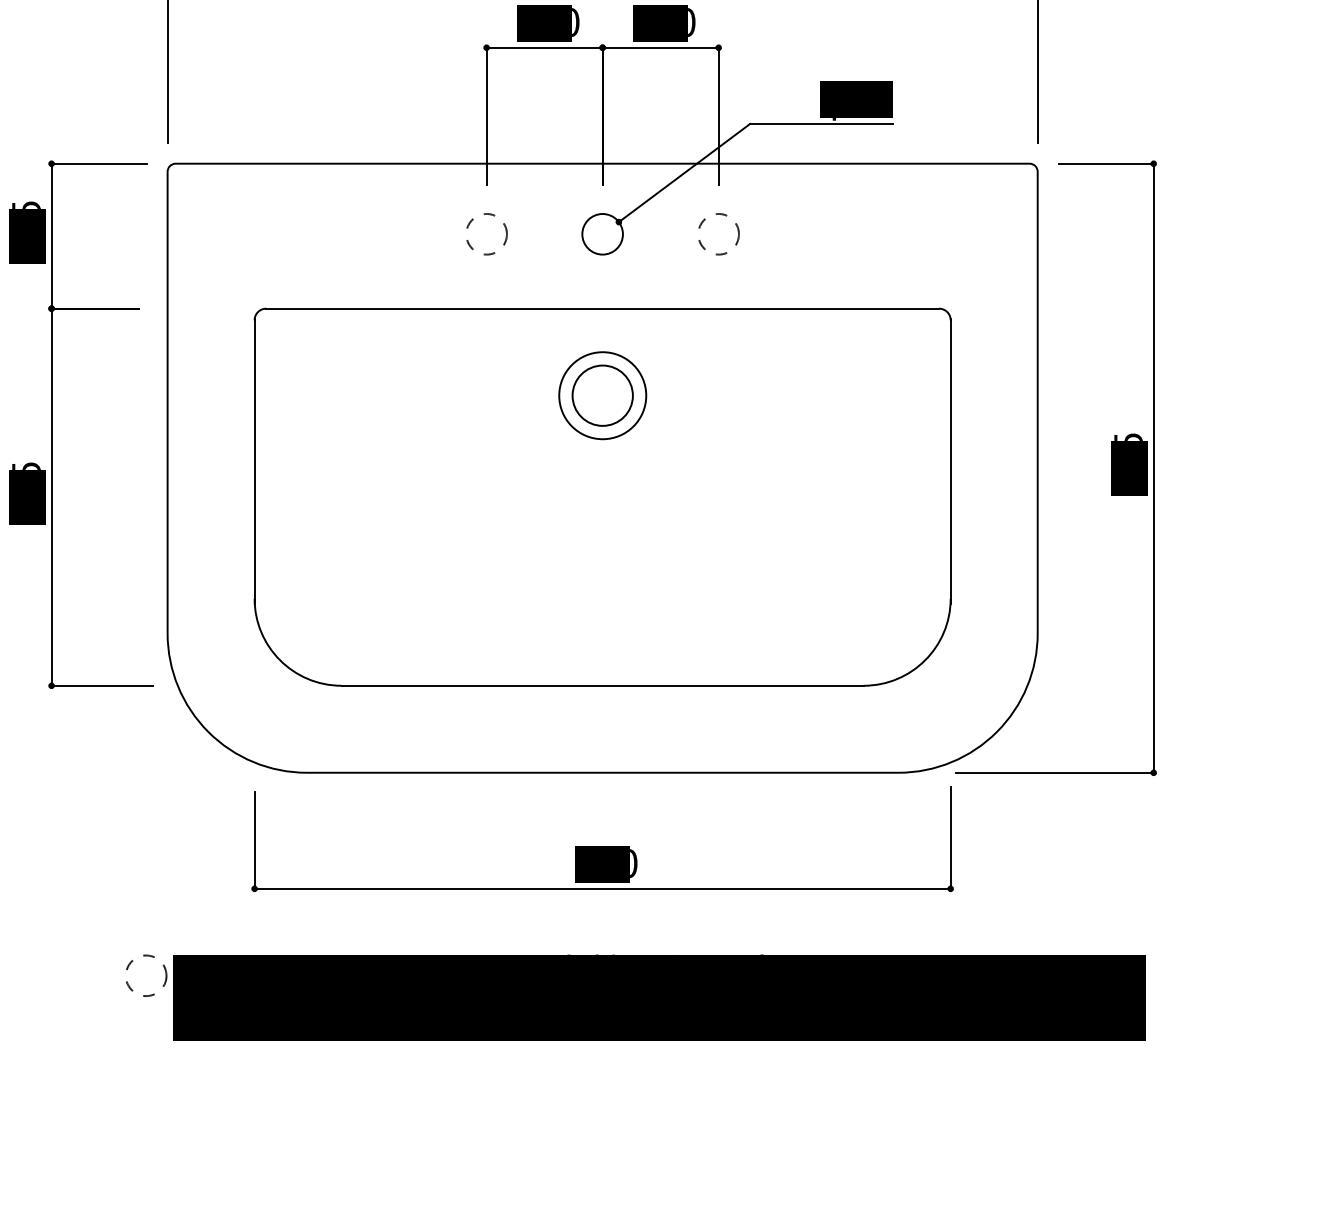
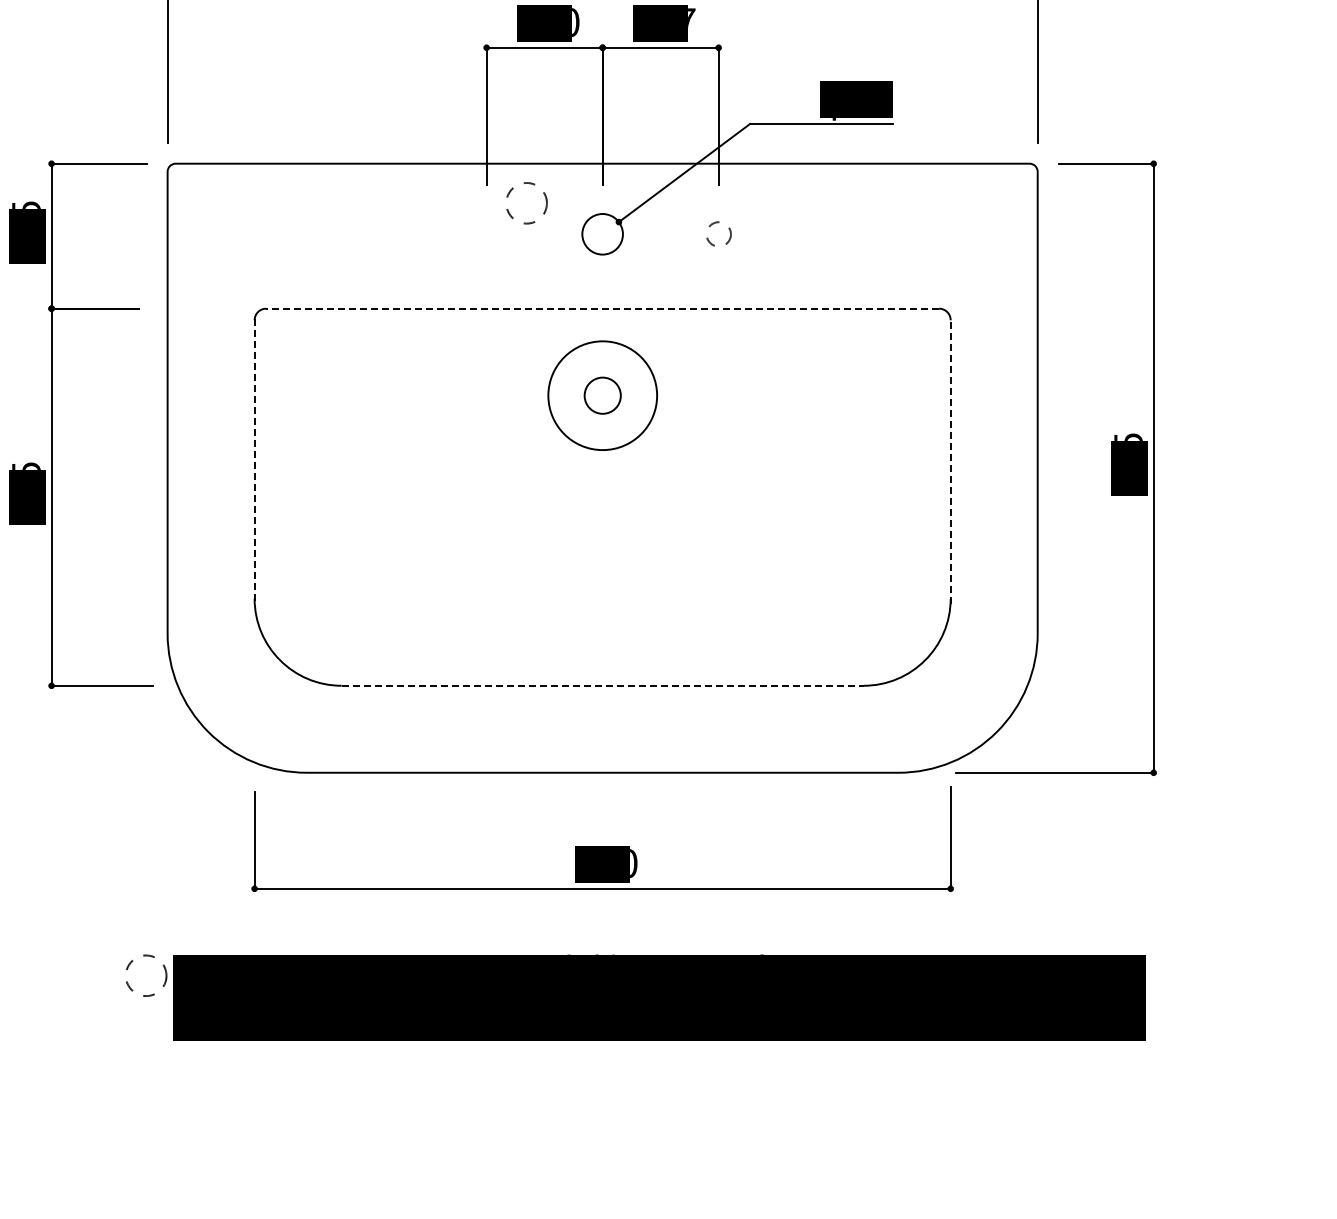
text: 100 -> 107 (691, 22)
circle position: (486, 234) -> (526, 203) (526, 203)
circle size: 42x43 px -> 26x26 px (718, 233)
line: solid -> dashed (602, 308)
circle diameter: 60 px -> 36 px (602, 395)
circle diameter: 87 px -> 109 px (602, 395)
line: solid -> dashed (254, 461)
line: solid -> dashed (950, 461)
line: solid -> dashed (603, 685)
